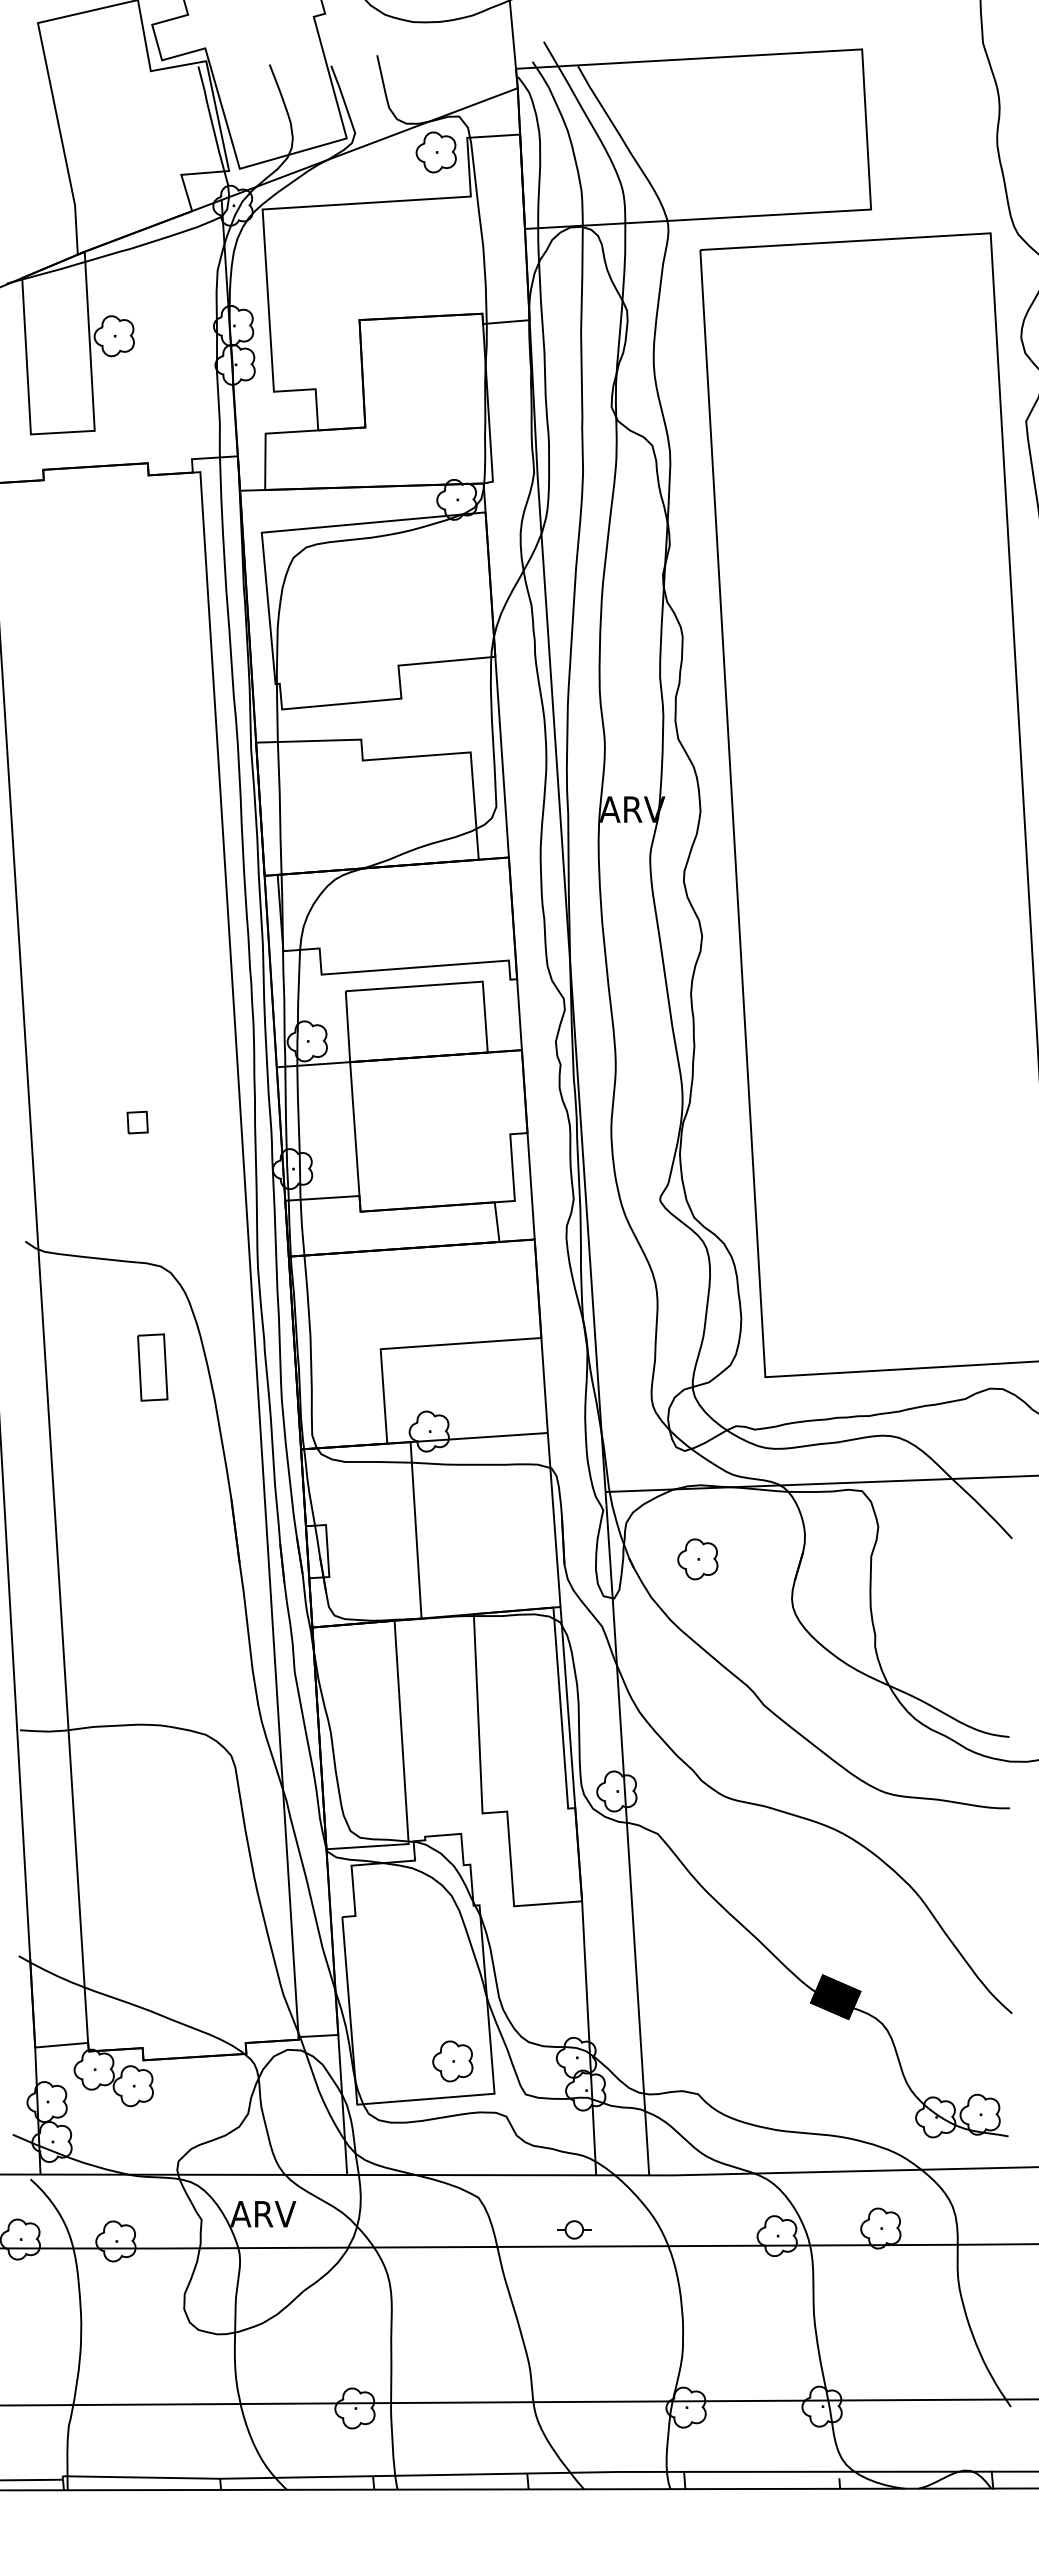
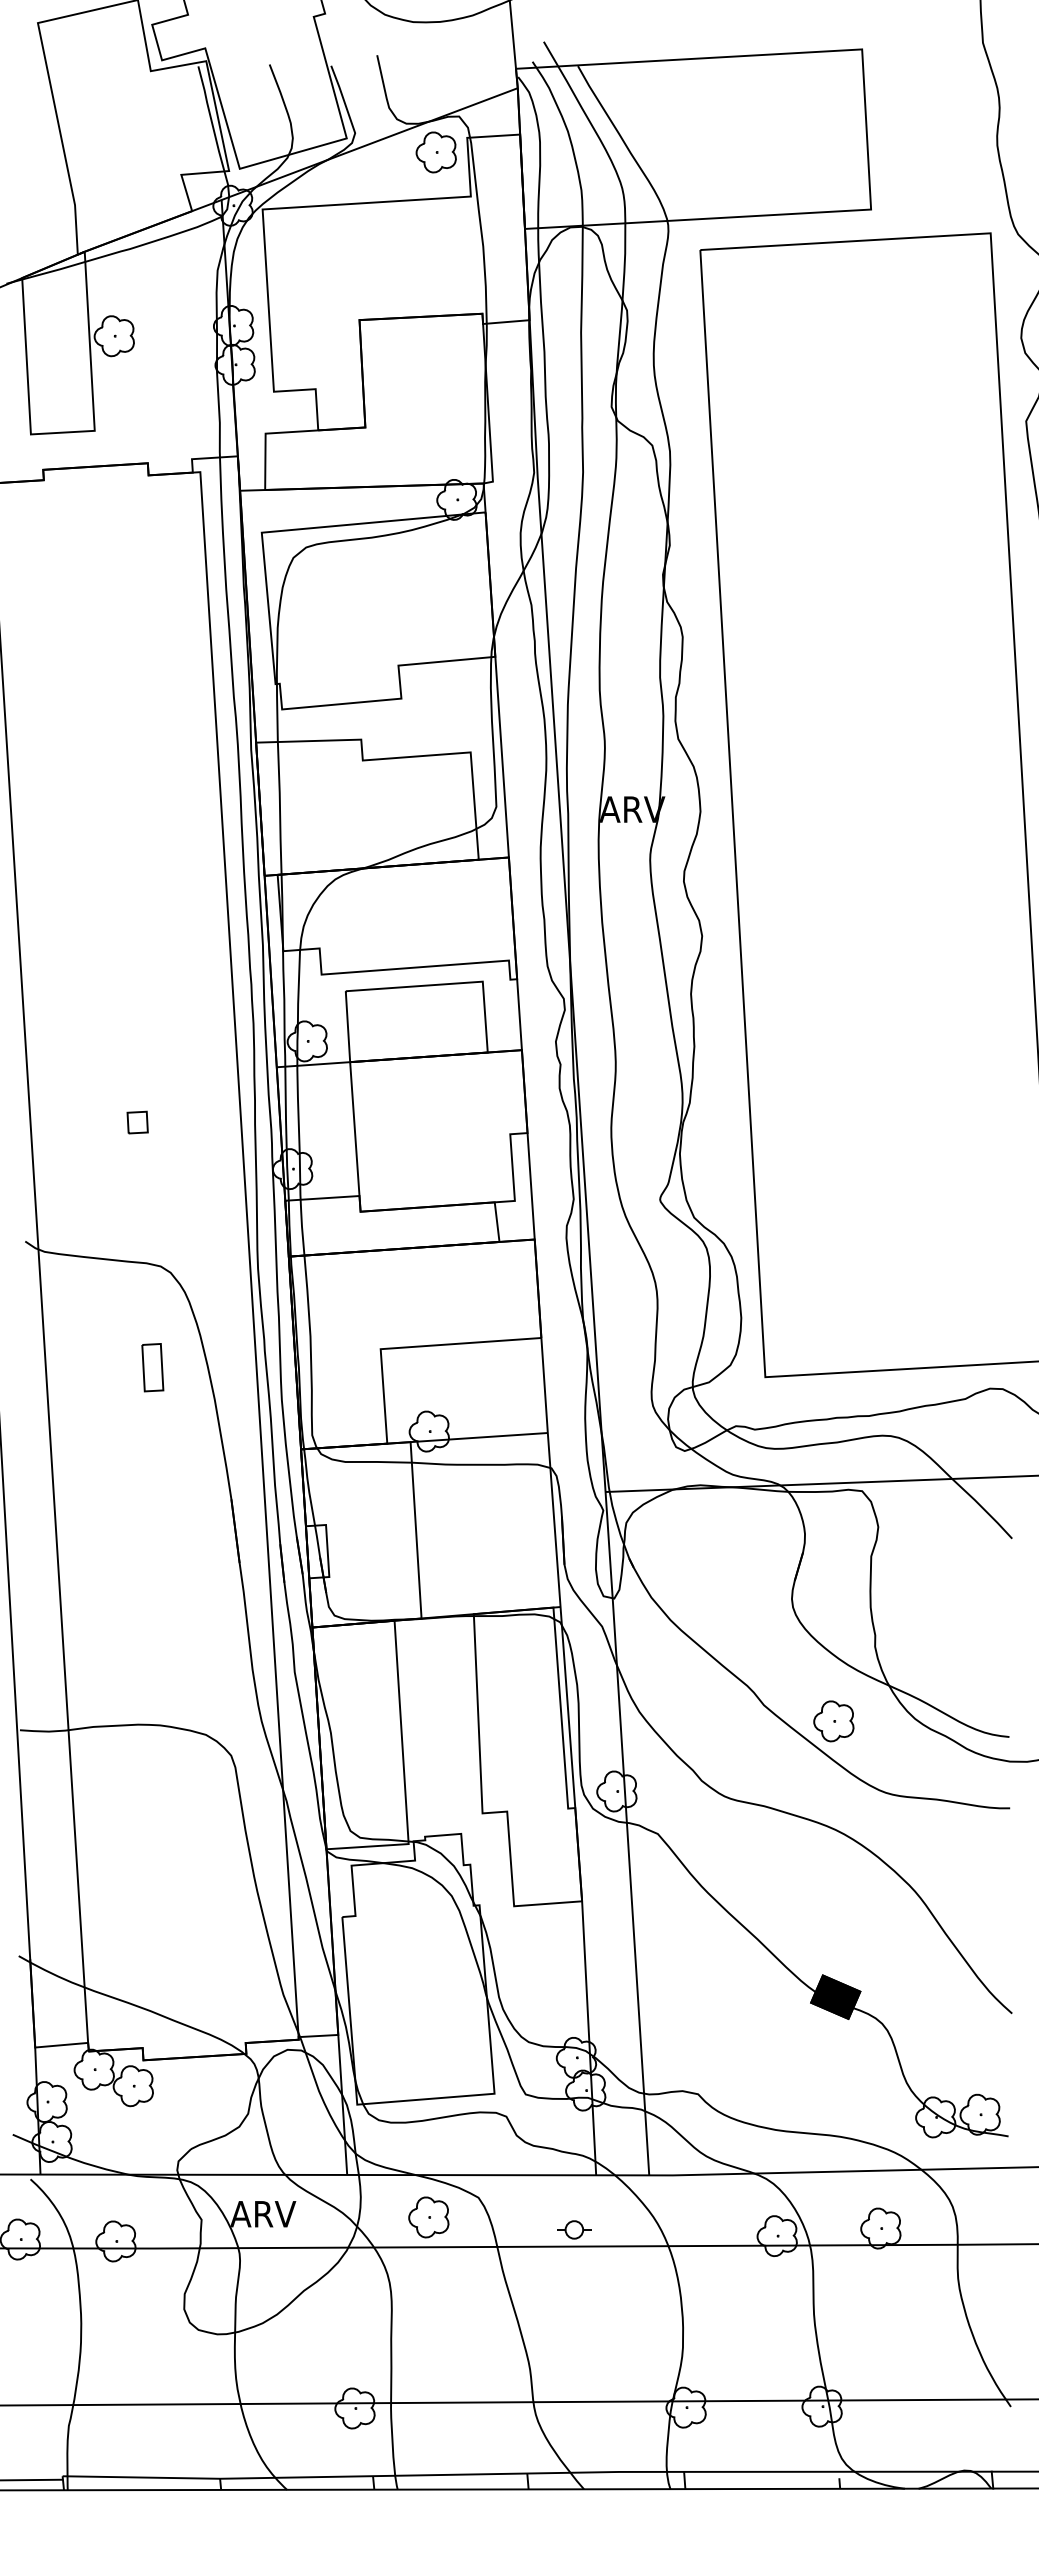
part size: 32x69 px -> 24x50 px (152, 1367)
part position: (697, 1559) -> (833, 1721) (833, 1721)
part position: (452, 2061) -> (428, 2217) (428, 2217)
